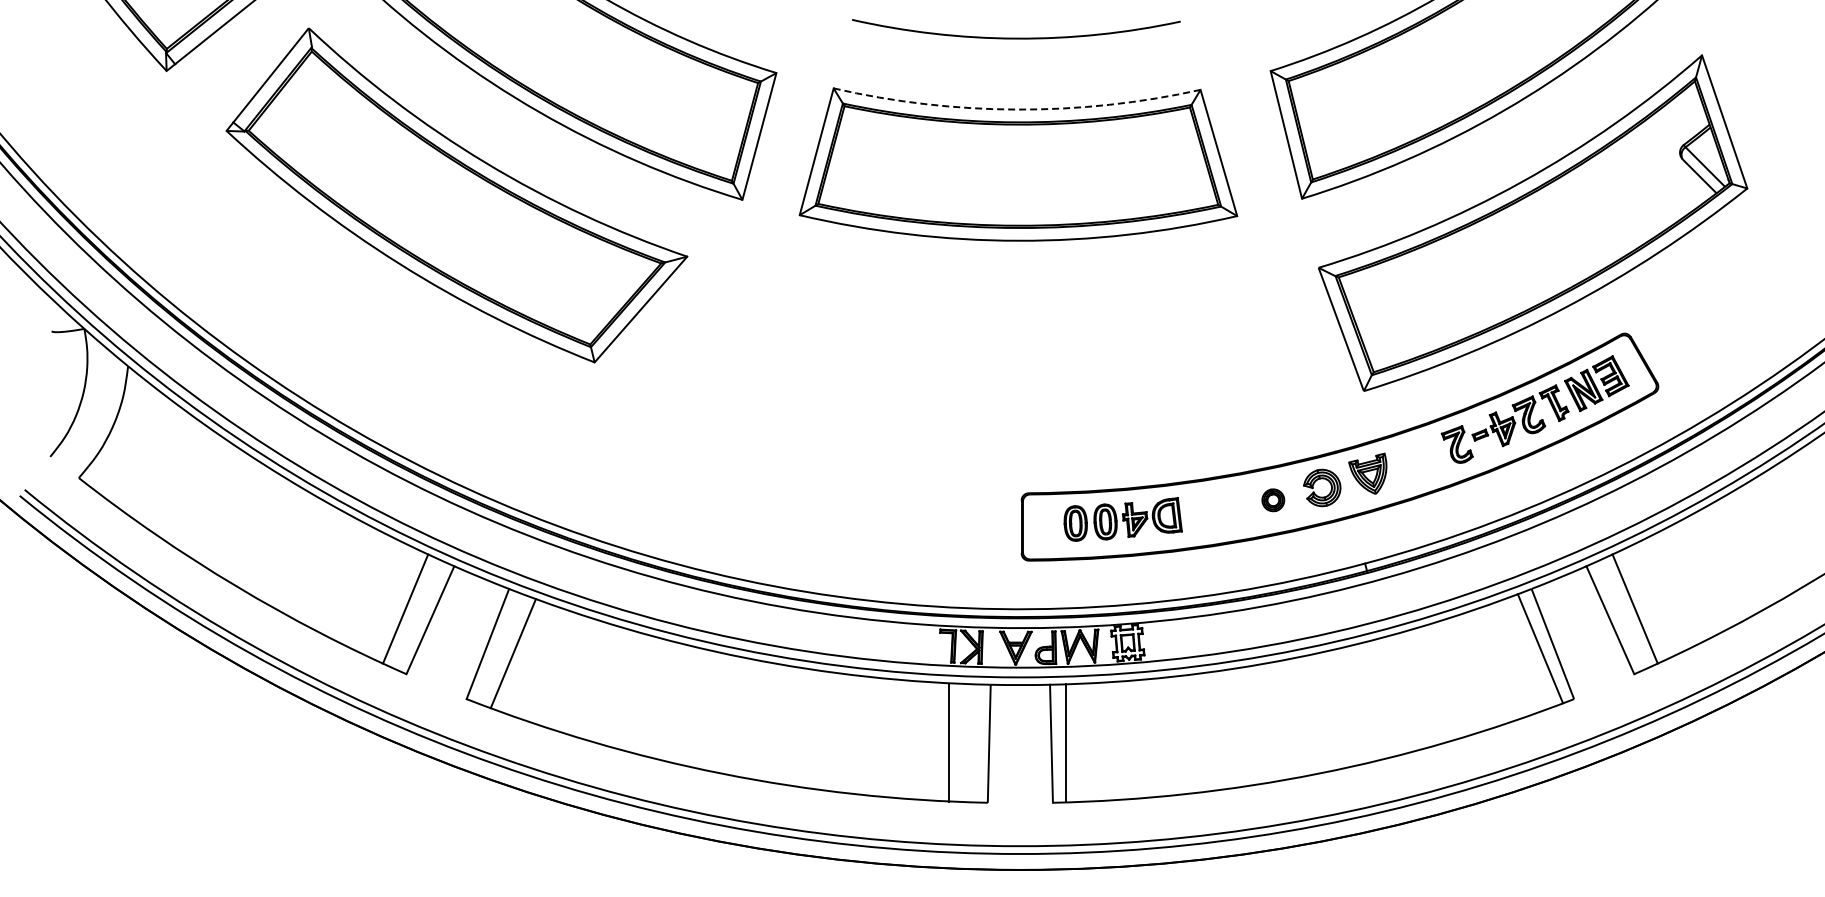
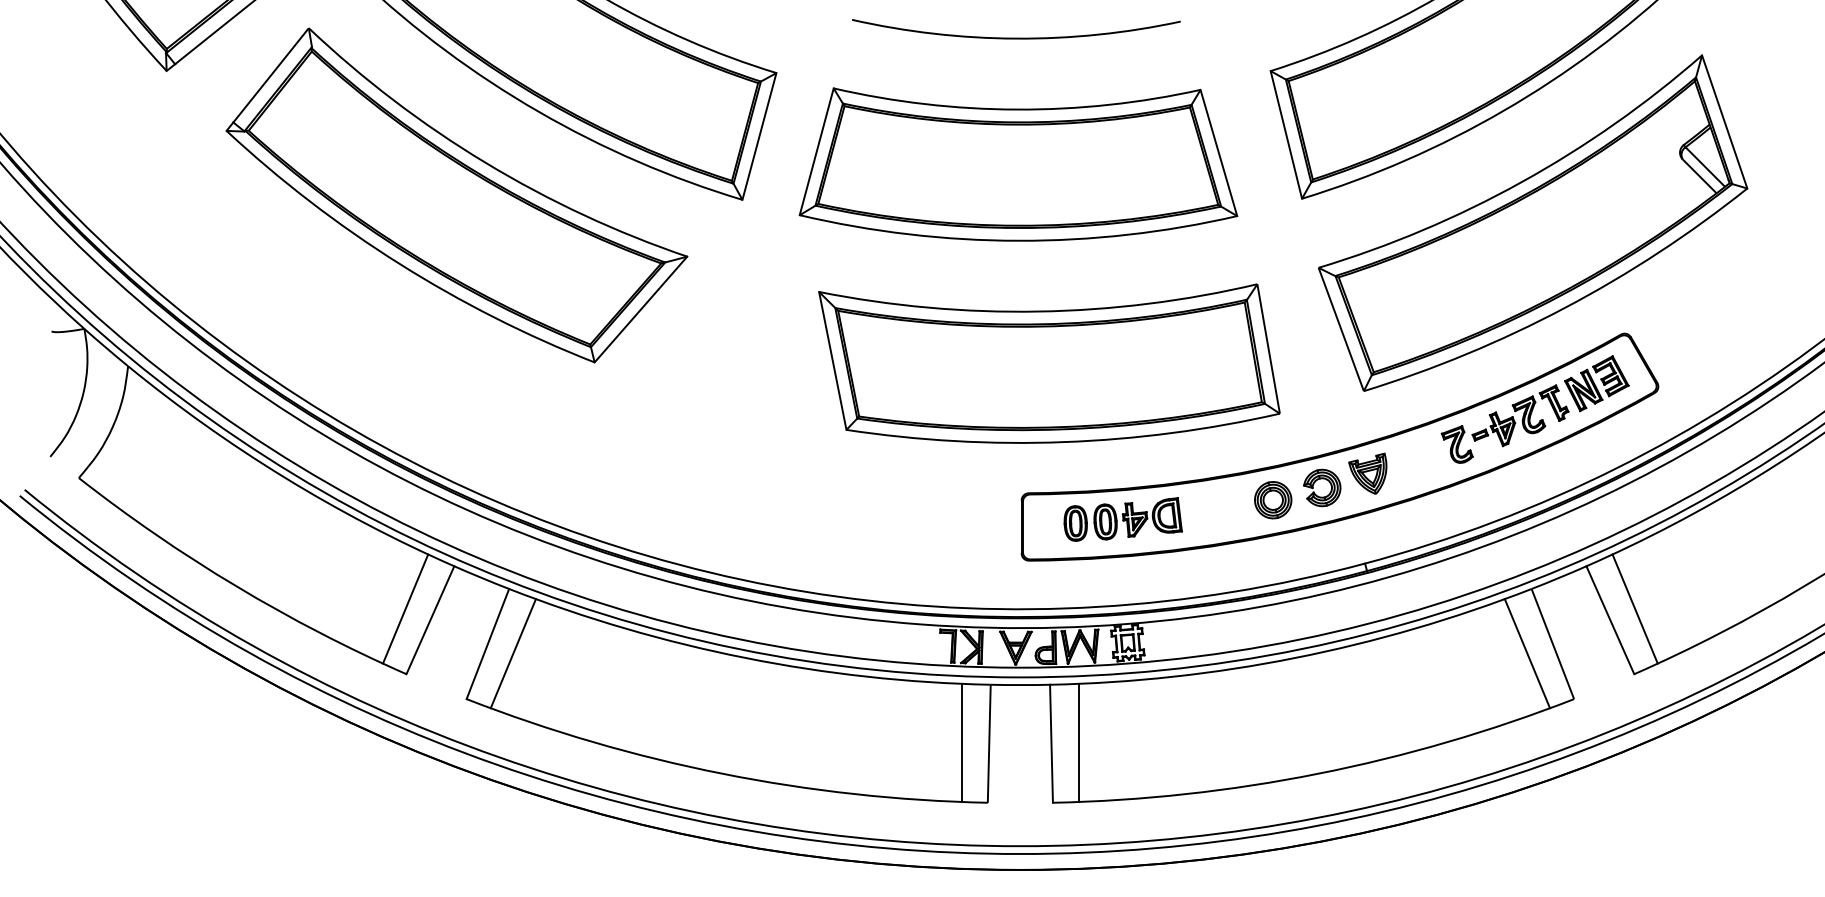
arc: dashed -> solid (1017, 109)
part: none -> present (1049, 363)
part size: 25x25 px -> 39x39 px (1273, 500)
line position: (1540, 648) -> (1527, 653) (1527, 653)
line position: (949, 742) -> (962, 742) (962, 742)
line position: (1065, 742) -> (1078, 742) (1078, 742)
